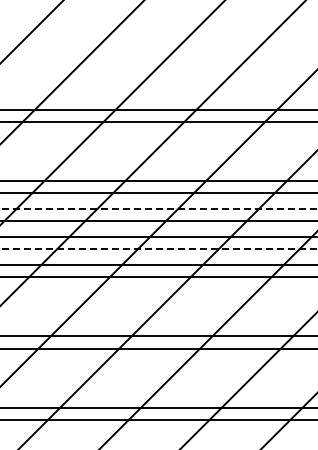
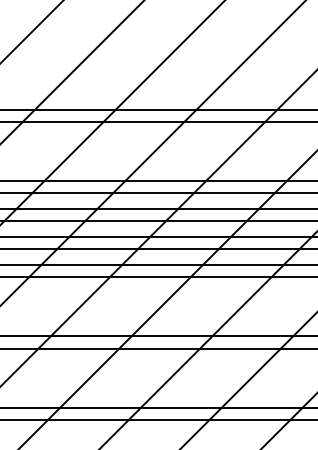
line: dashed -> solid (158, 209)
line: dashed -> solid (158, 249)
